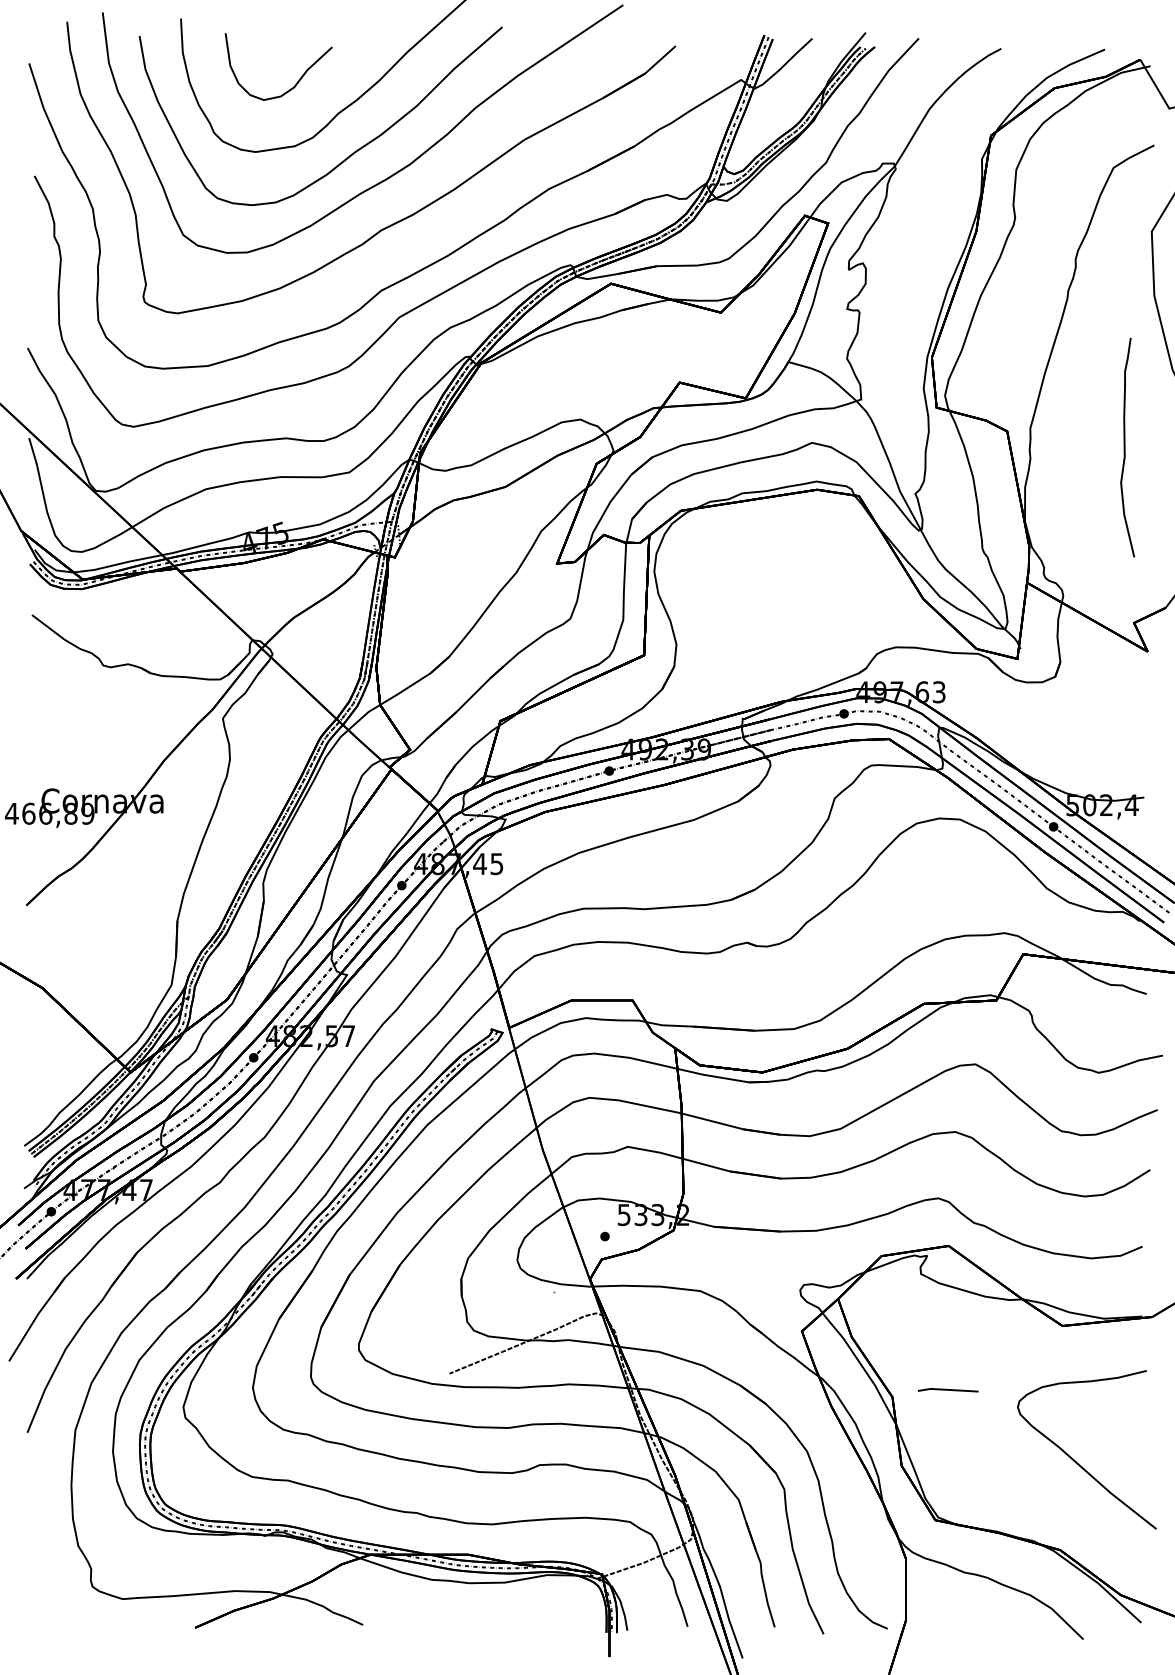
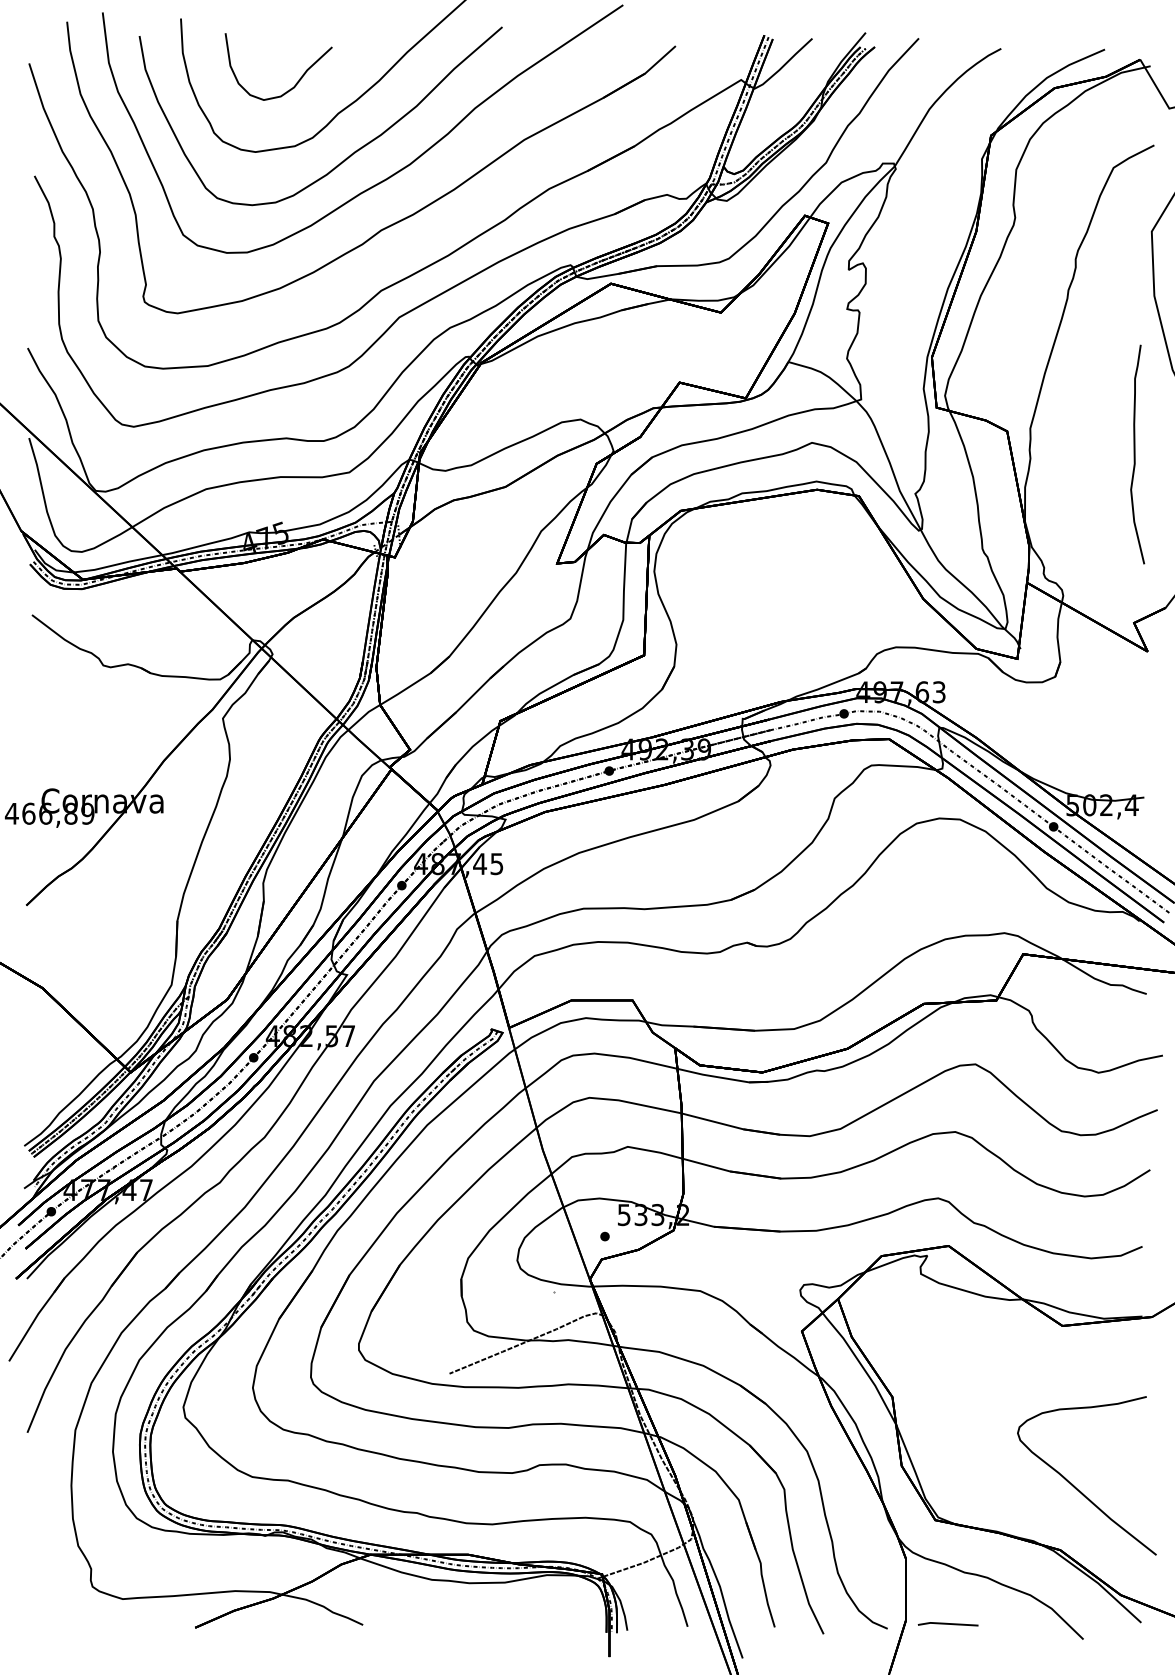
curve position: (1125, 447) -> (1135, 454) (1135, 454)
line position: (947, 1390) -> (947, 1624) (947, 1624)
curve position: (1075, 1460) -> (1075, 1486) (1075, 1486)
